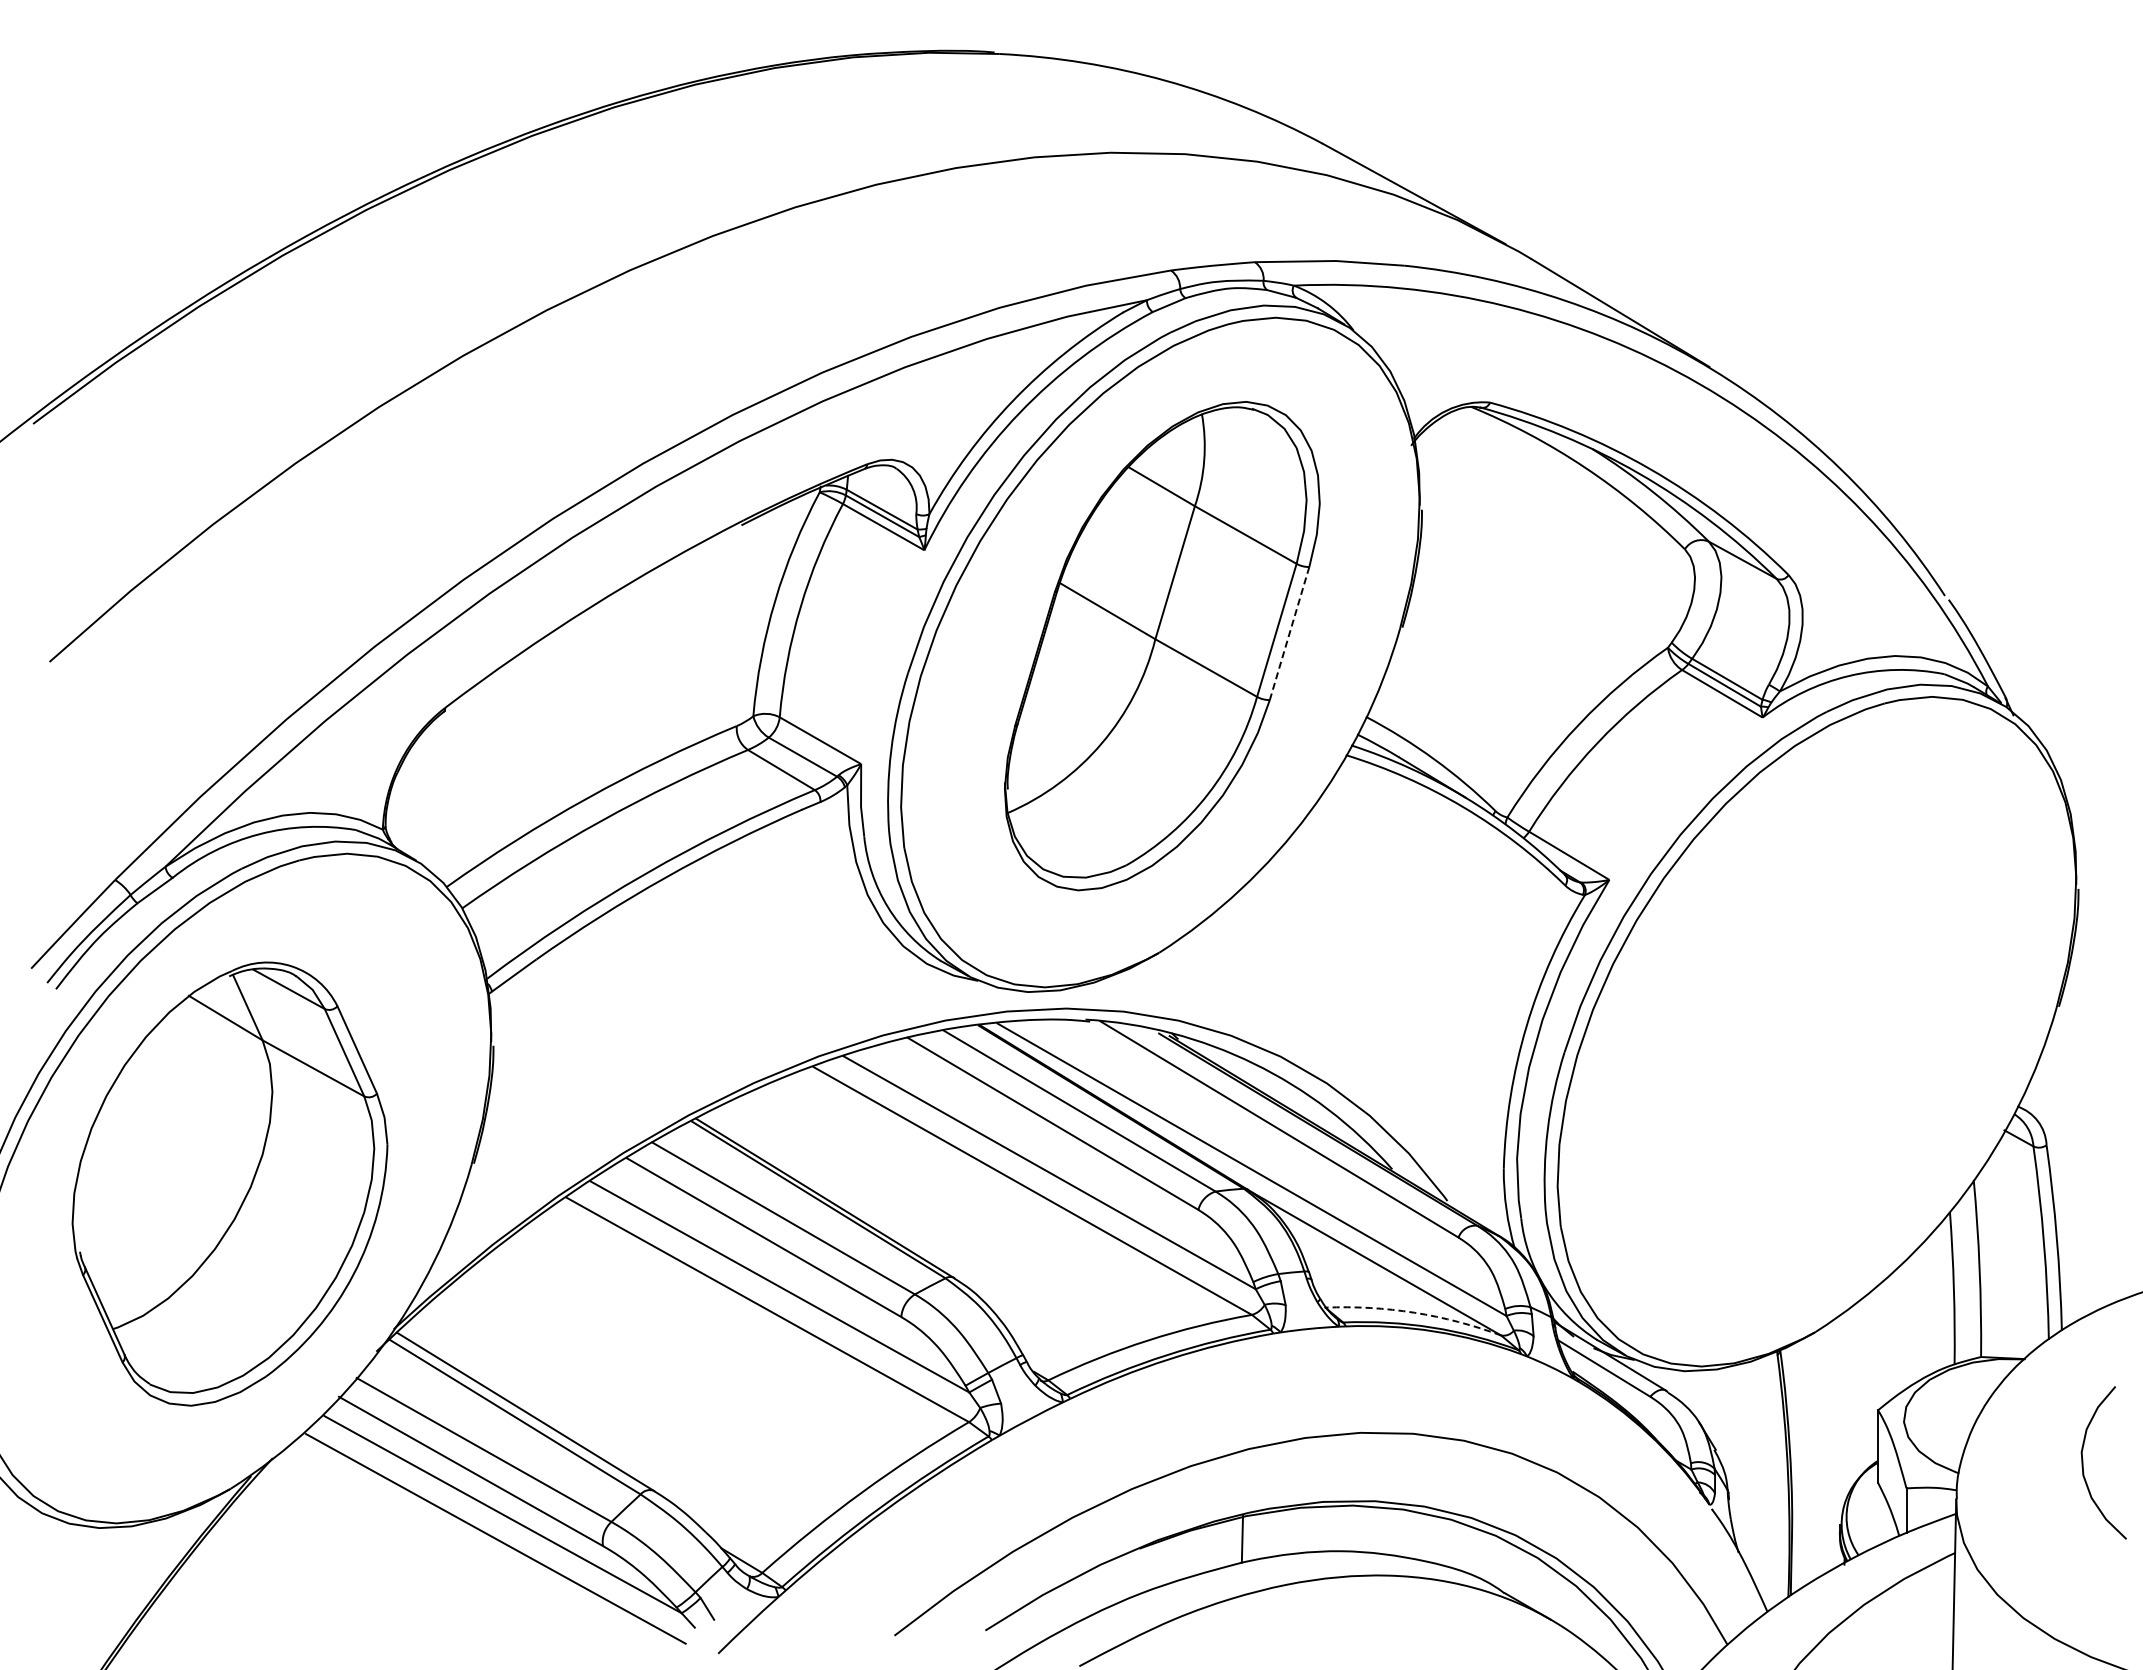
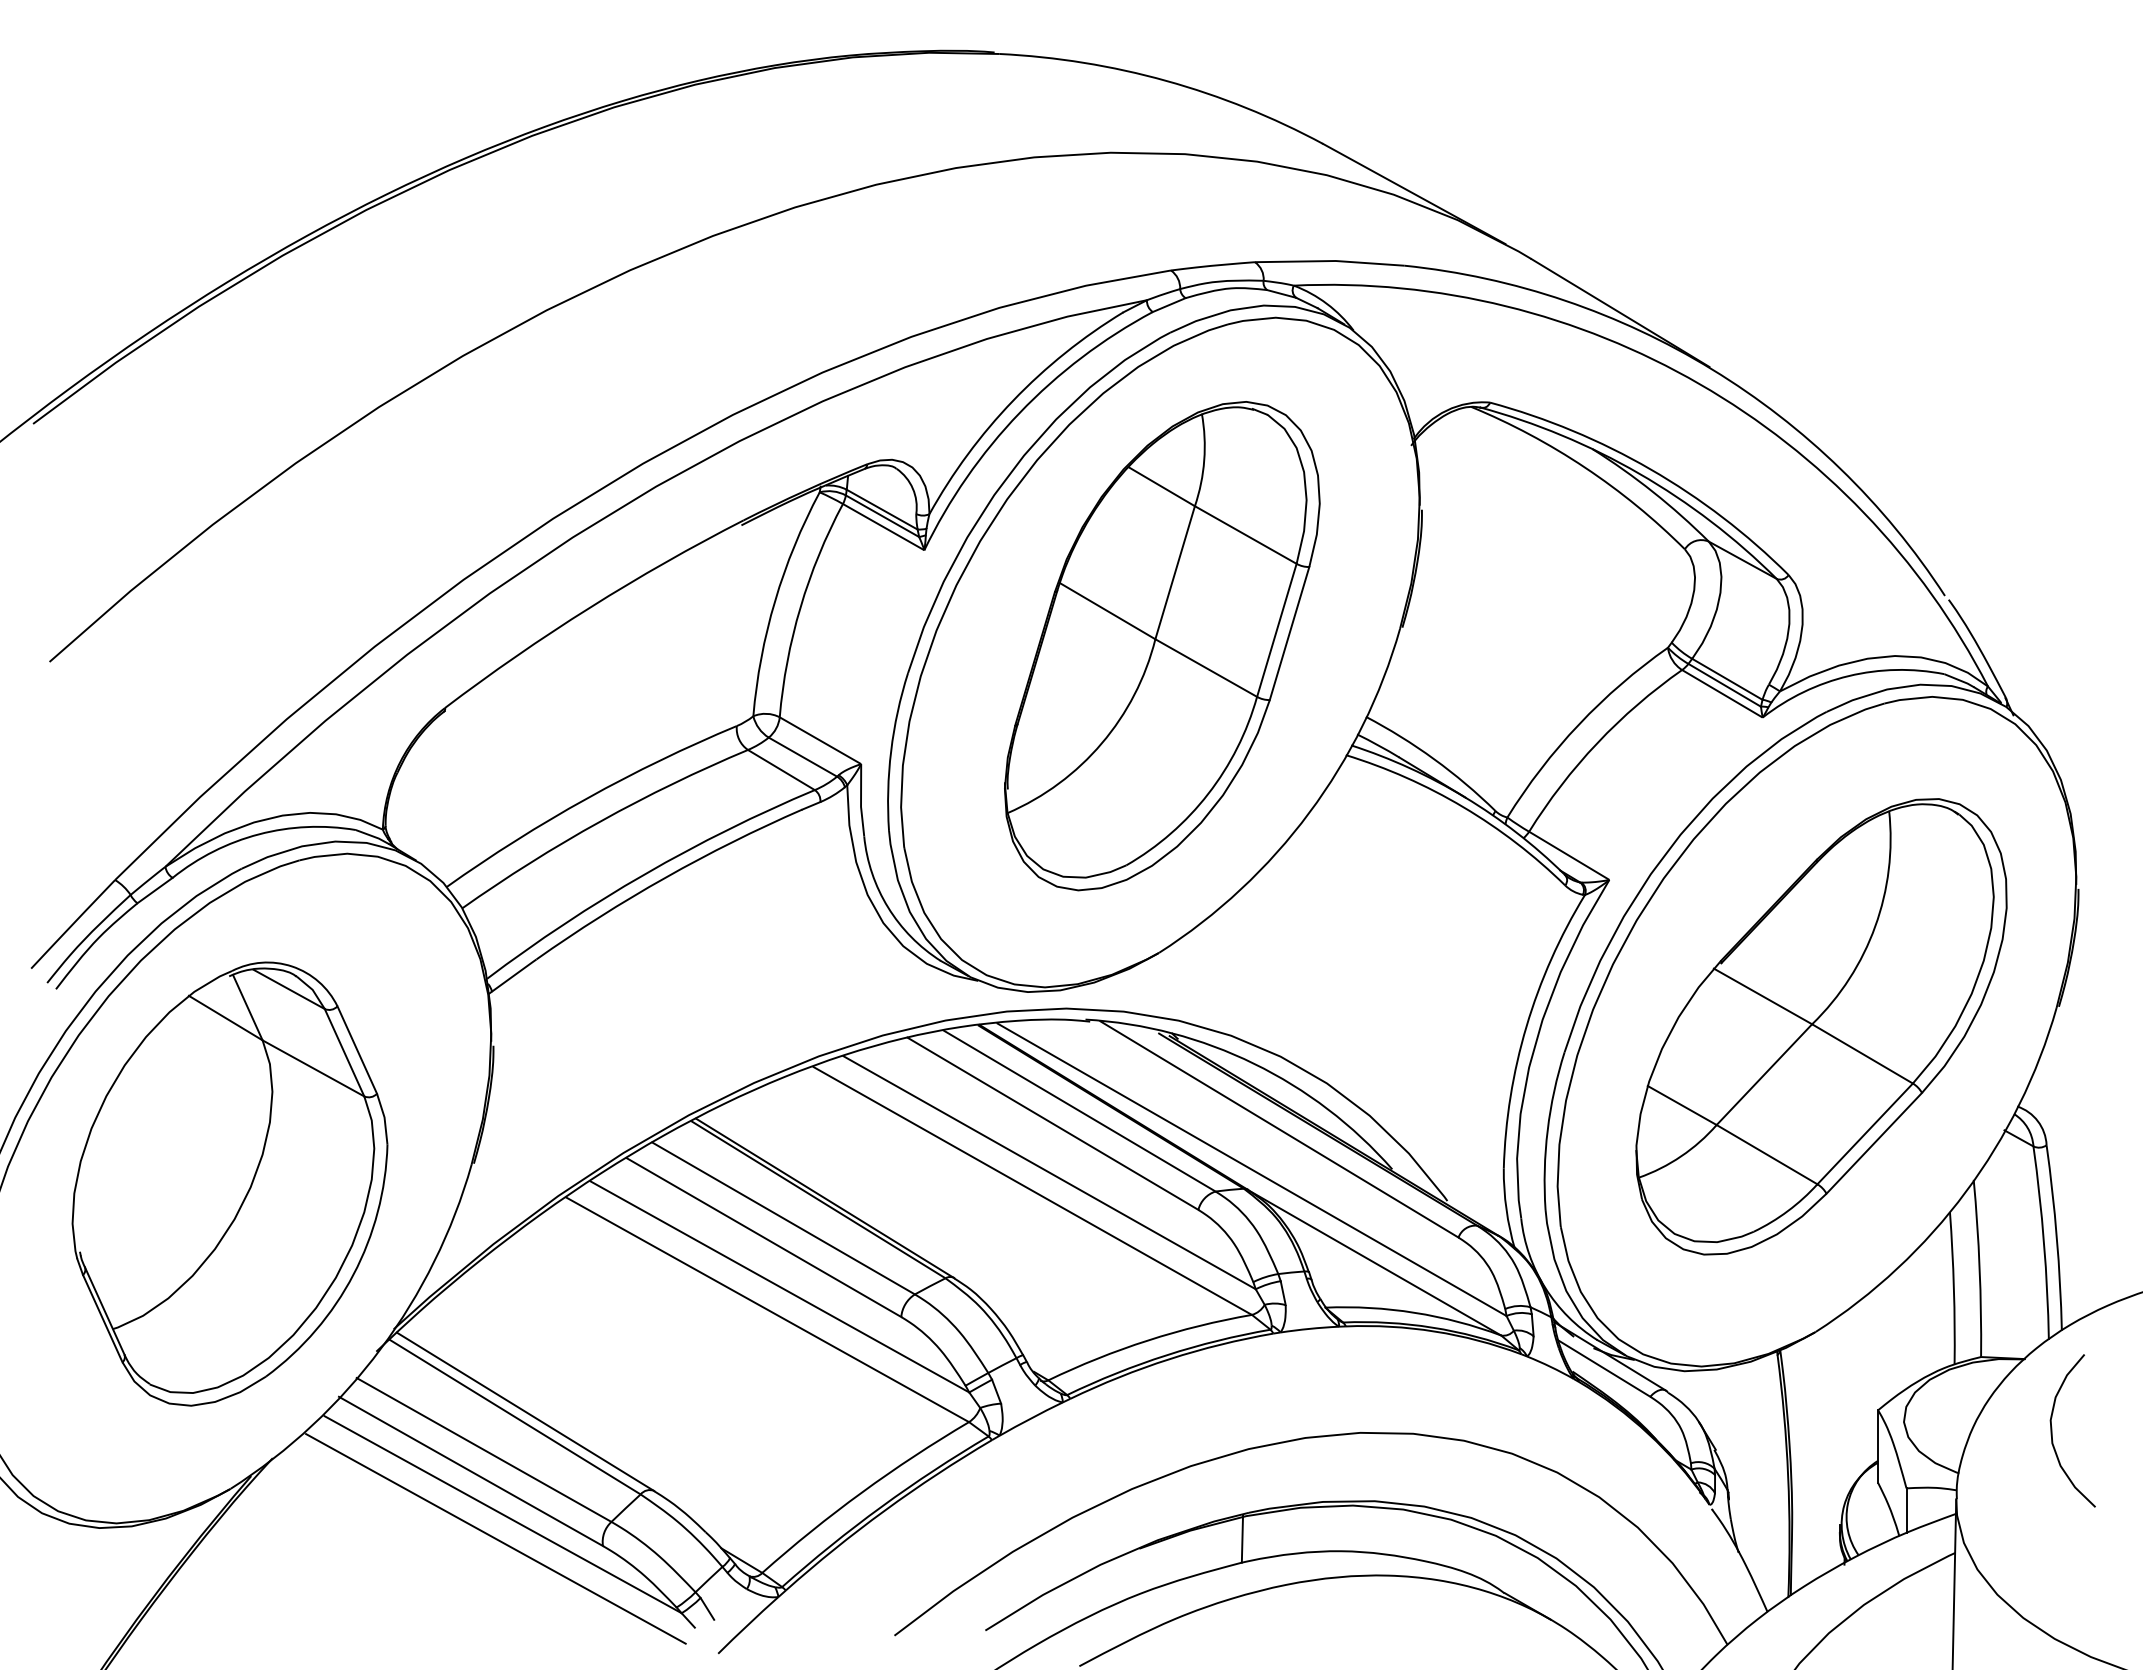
line: dashed -> solid (1289, 634)
part: none -> present (1821, 1026)
arc: dashed -> solid (1414, 1312)
curve position: (2083, 1462) -> (2052, 1430) (2052, 1430)
